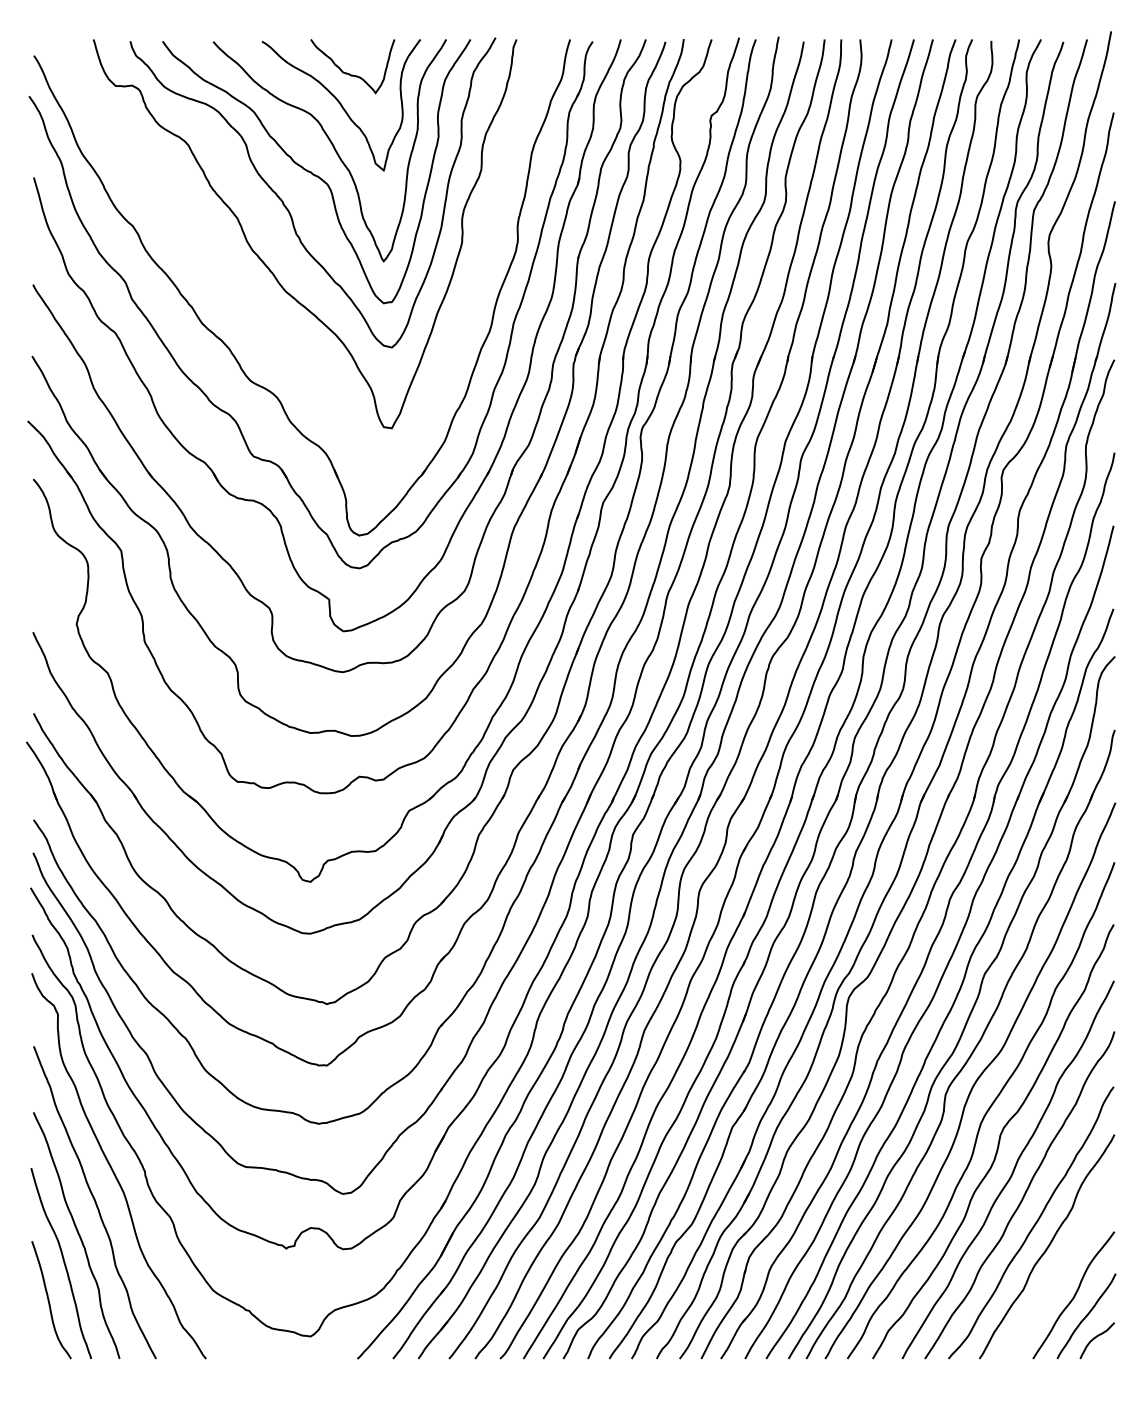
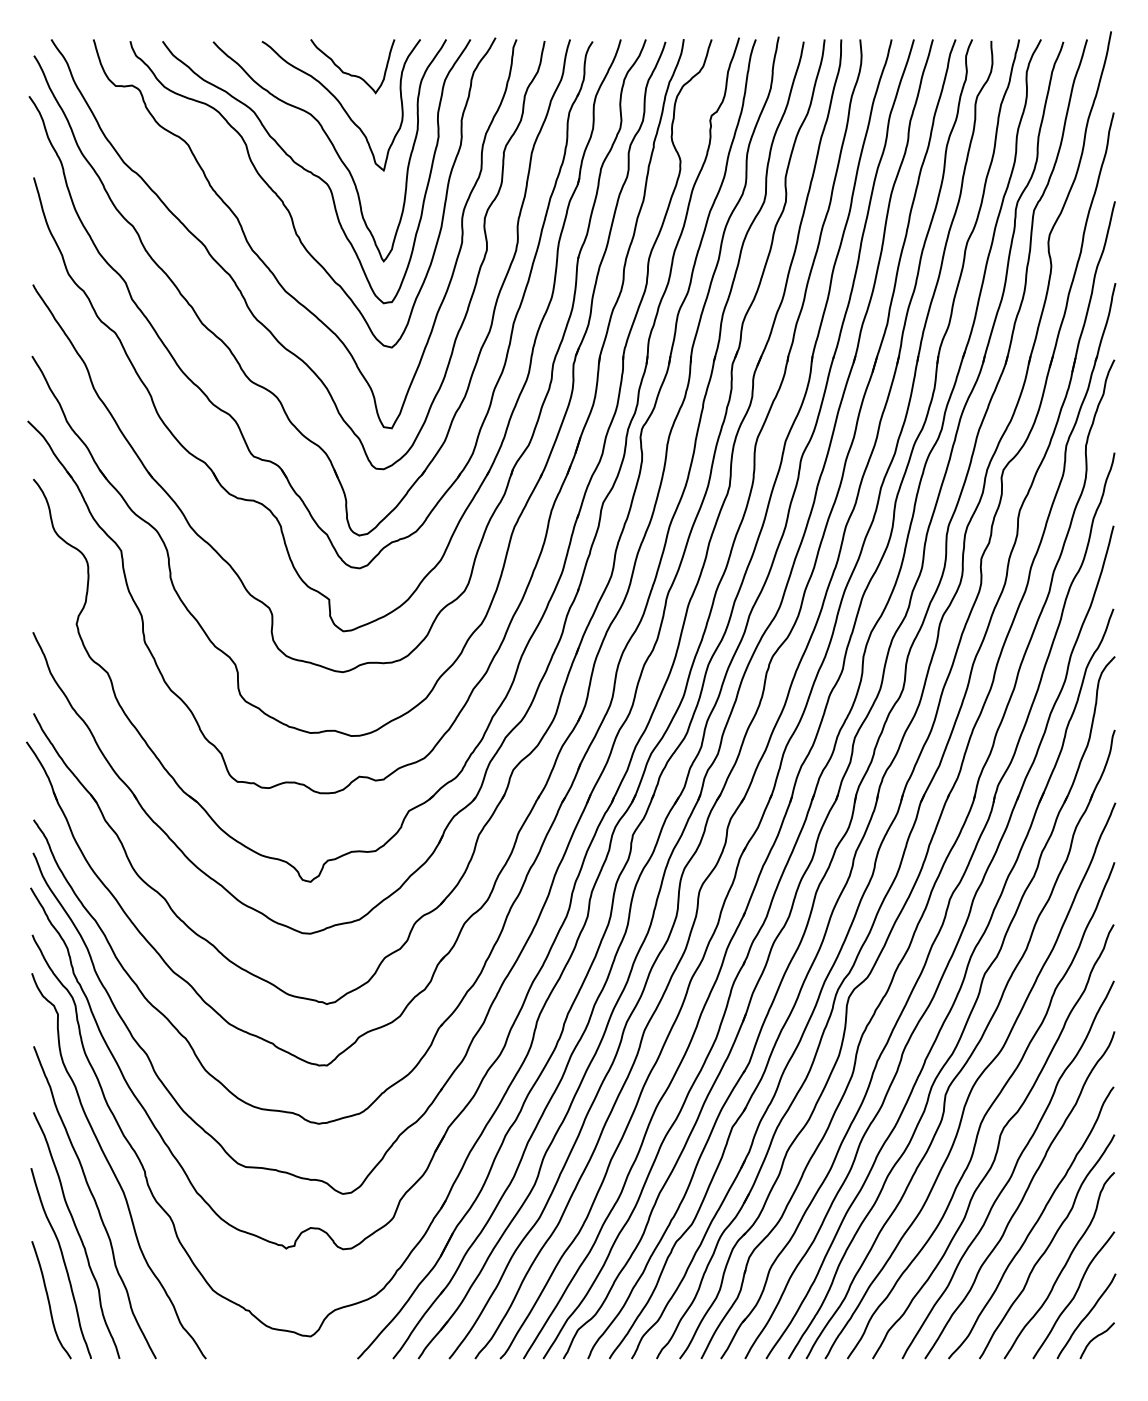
curve: none -> present (240, 289)
curve: none -> present (1062, 1267)
